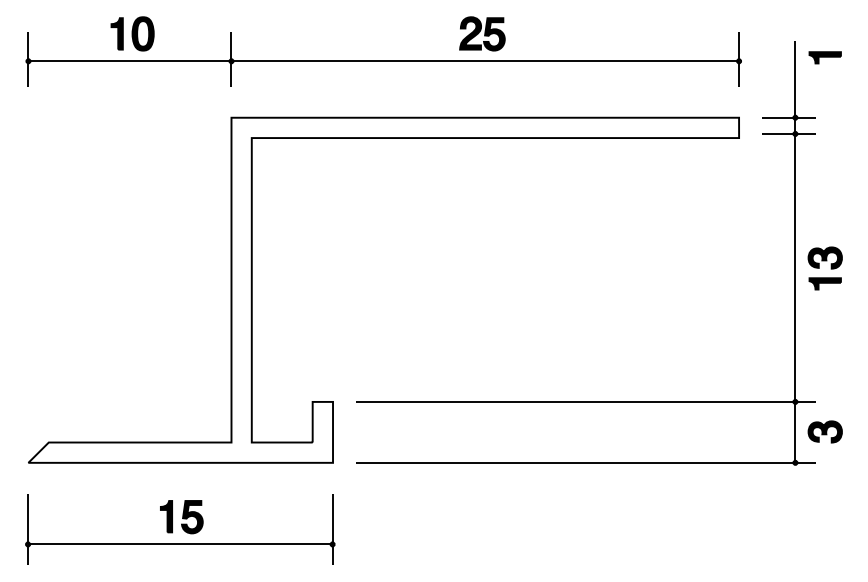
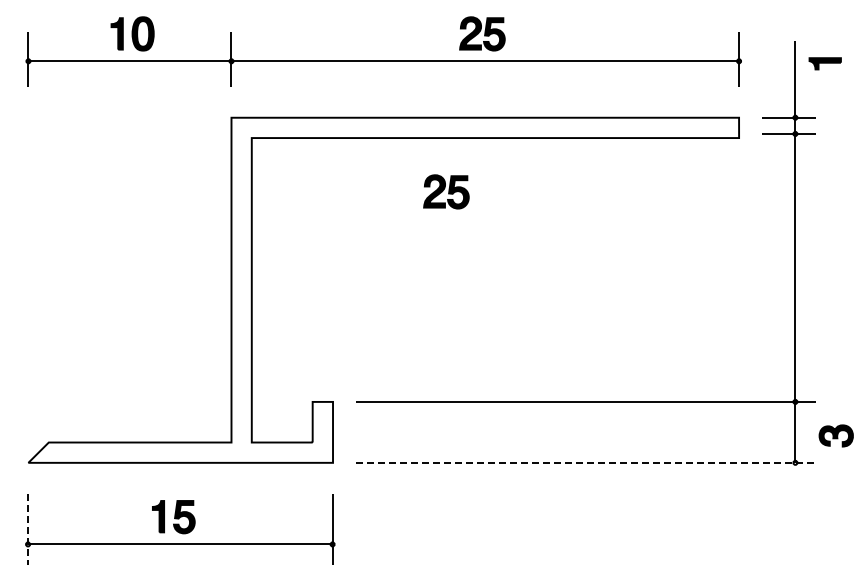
part position: (824, 57) -> (824, 63) (824, 63)
part: none -> present (446, 191)
part: present -> none (824, 268)
part position: (824, 431) -> (835, 435) (835, 435)
line: solid -> dashed (586, 462)
part position: (181, 517) -> (173, 517) (173, 517)
line: solid -> dashed (28, 530)
